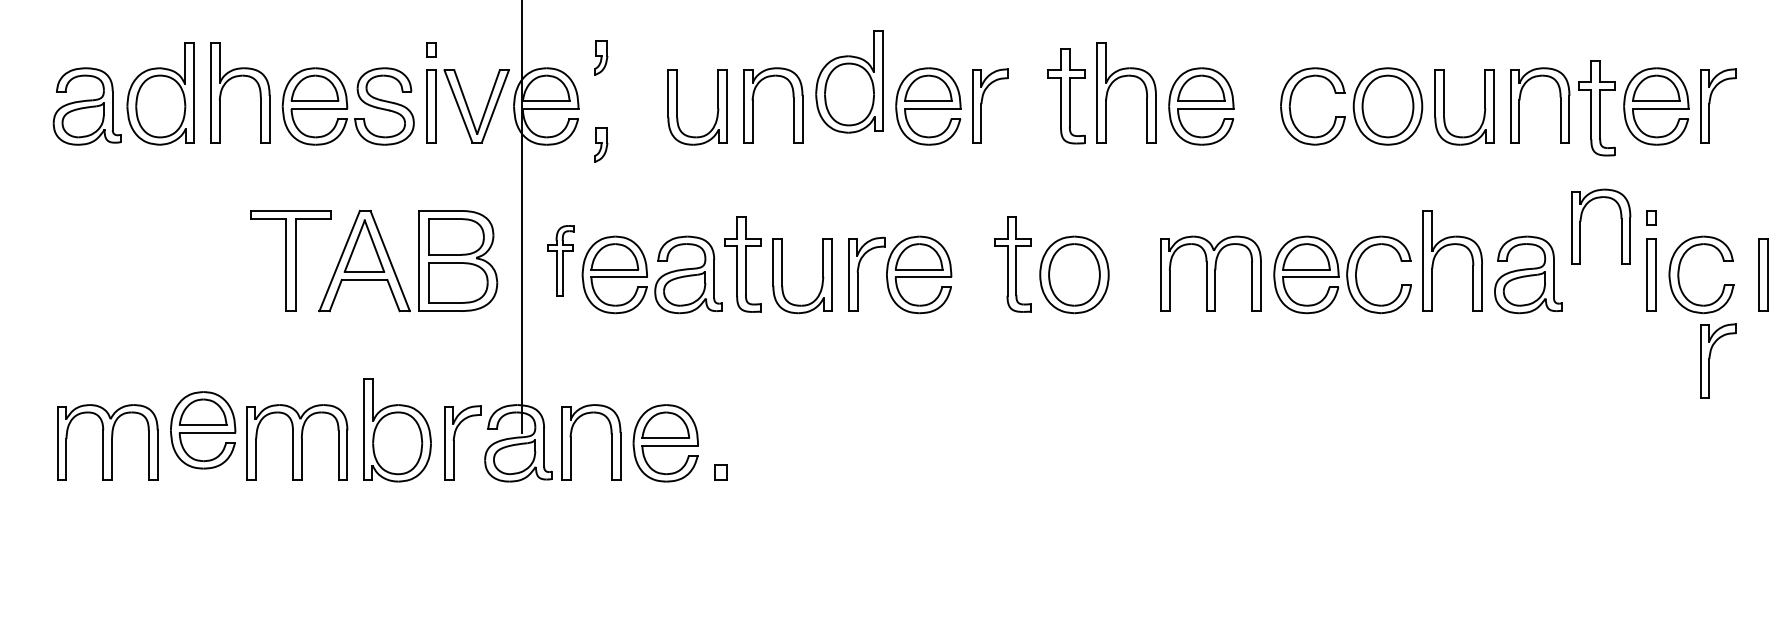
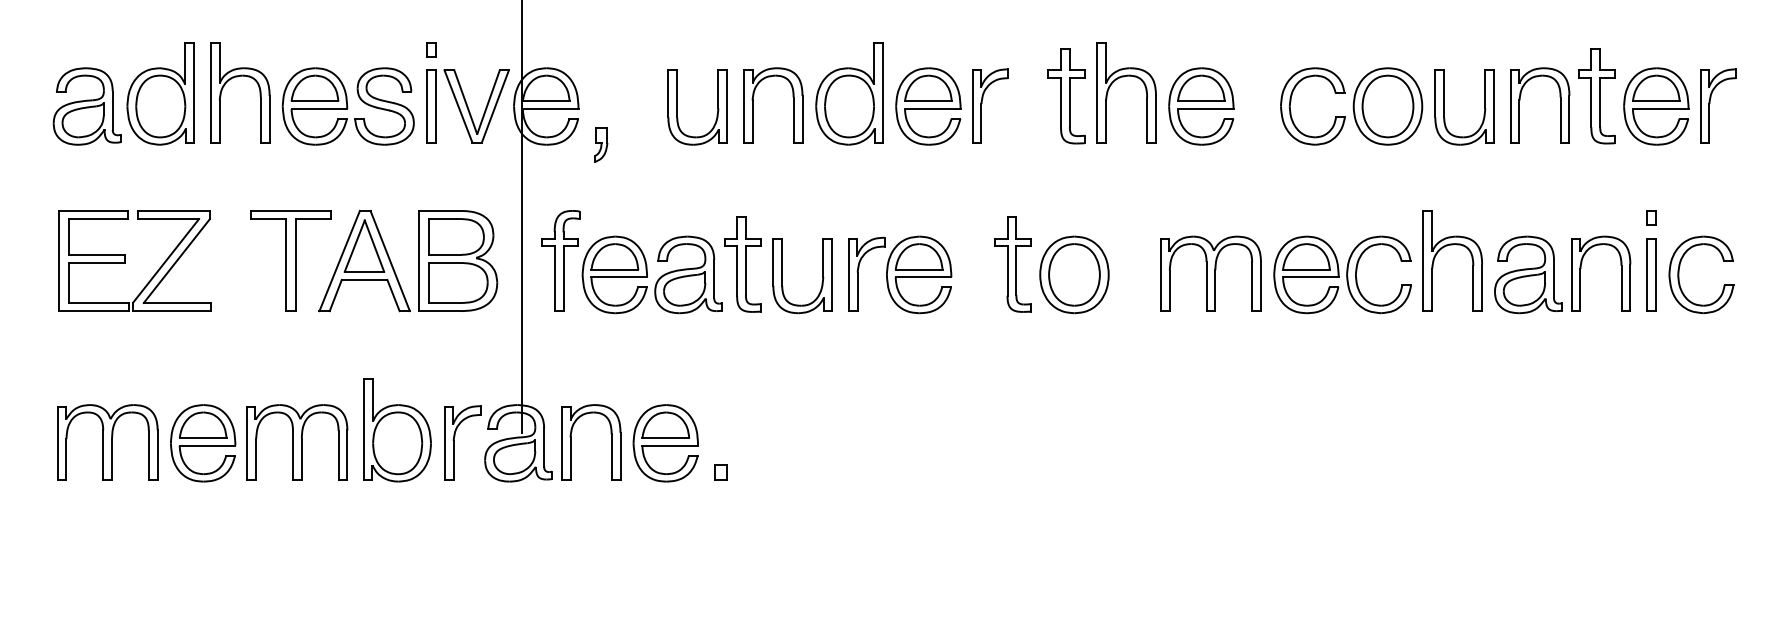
part: present -> none (601, 57)
part position: (849, 81) -> (849, 93) (849, 93)
part position: (1596, 108) -> (1596, 96) (1596, 96)
part position: (1621, 226) -> (1621, 273) (1621, 273)
part: none -> present (125, 260)
part size: 28x72 px -> 40x102 px (560, 260)
part: present -> none (1763, 274)
part: present -> none (1710, 358)
part position: (203, 430) -> (203, 443) (203, 443)
